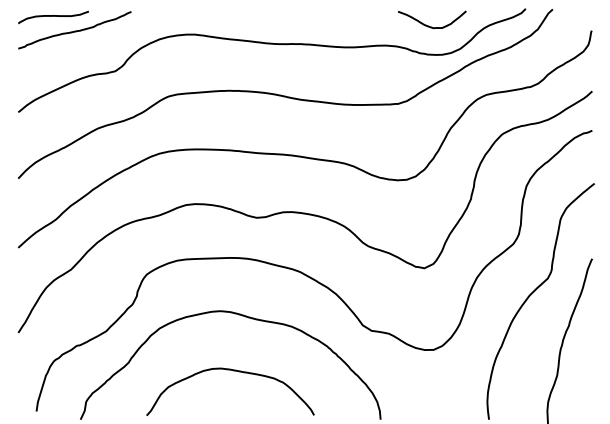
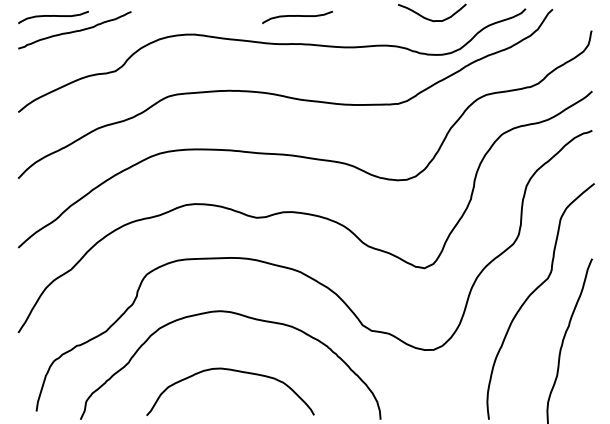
curve: none -> present (297, 16)
curve position: (429, 25) -> (429, 18) (429, 18)
